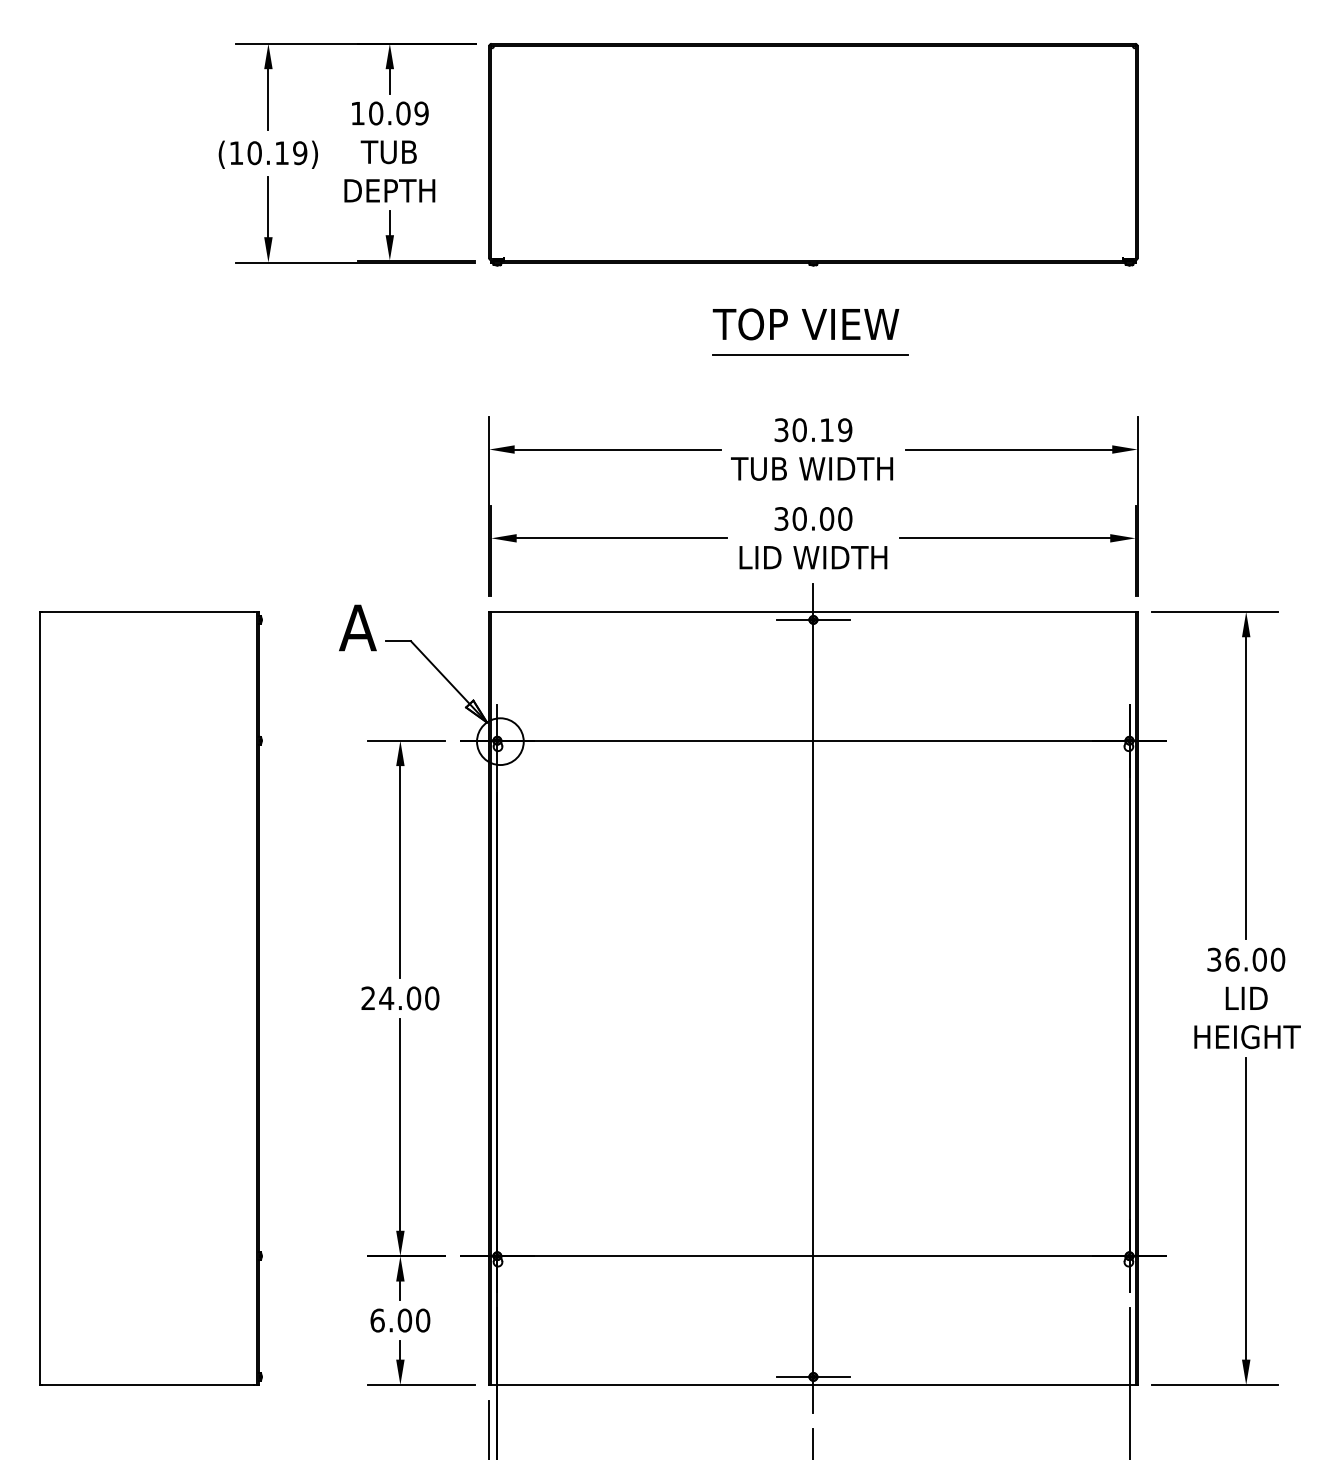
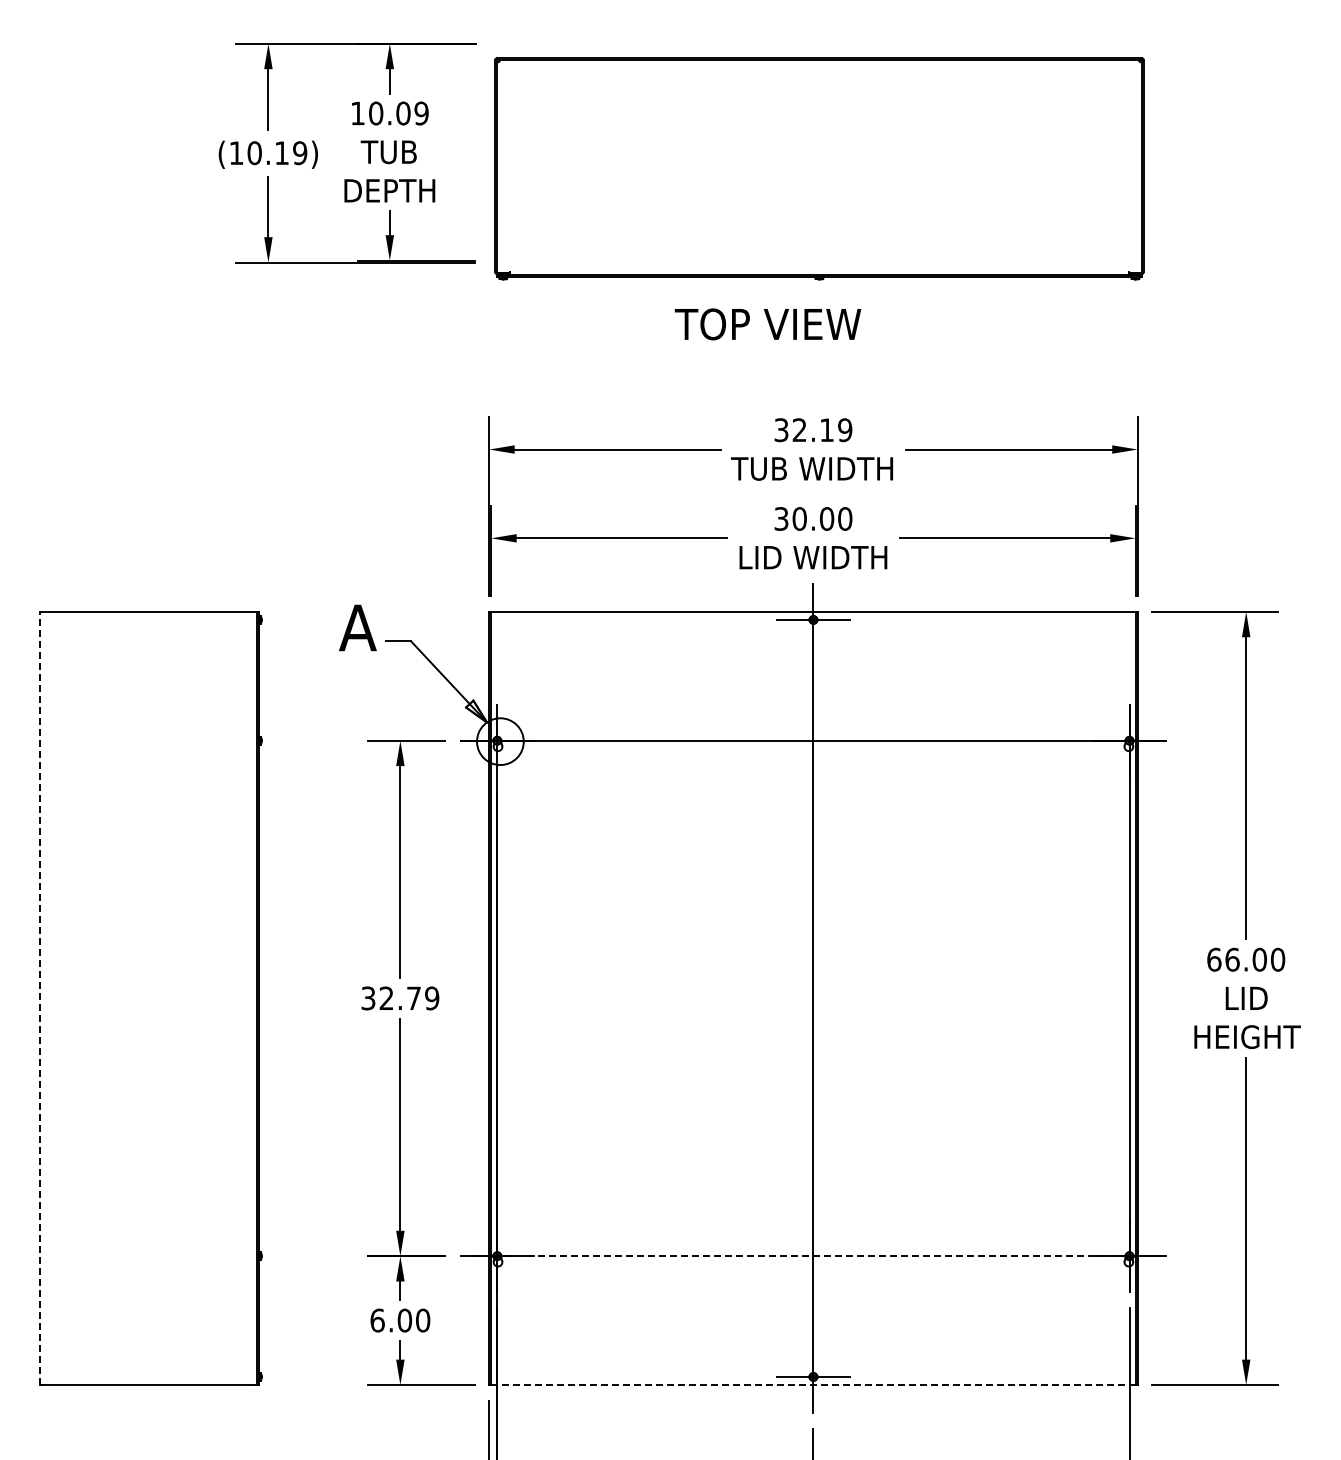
part position: (813, 154) -> (819, 168) (819, 168)
text position: (805, 324) -> (767, 324) (767, 324)
line: present -> none (810, 355)
text: 30.19 -> 32.19 (799, 430)
text: 36.00 -> 66.00 (1214, 959)
line: solid -> dashed (40, 998)
text: 24.00 -> 32.79 (400, 998)
line: solid -> dashed (813, 1256)
line: solid -> dashed (812, 1385)
